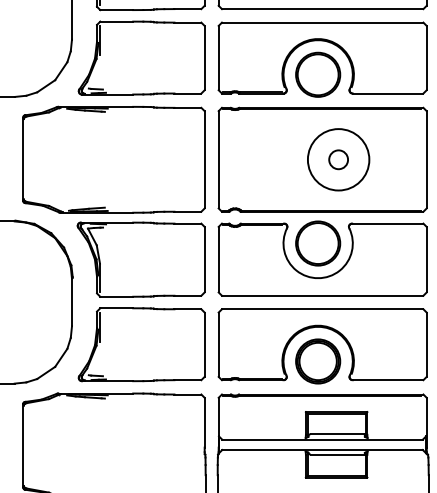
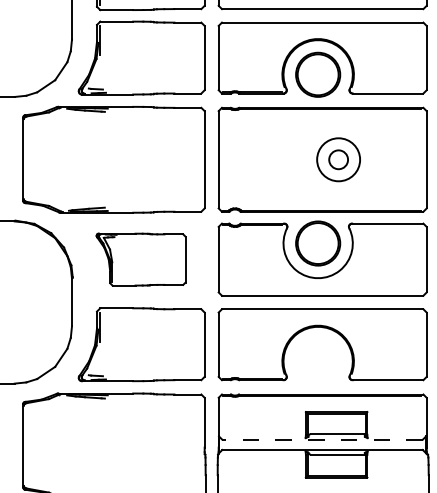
circle diameter: 61 px -> 43 px (338, 159)
part size: 130x77 px -> 92x55 px (140, 259)
part: present -> none (318, 361)
line: solid -> dashed (322, 439)
